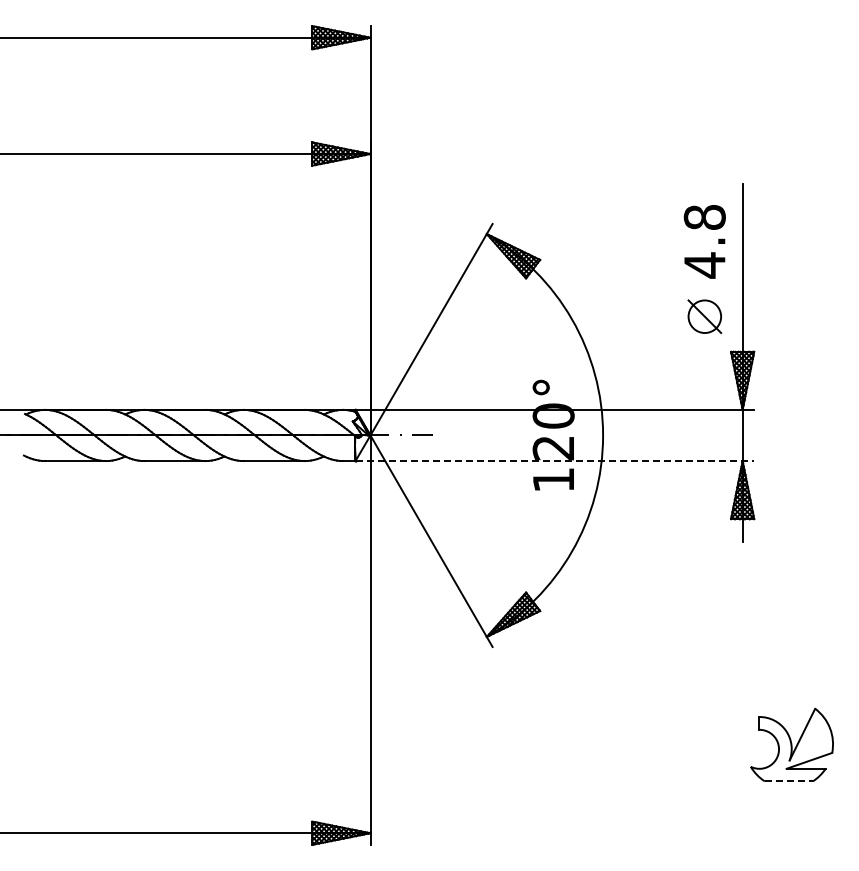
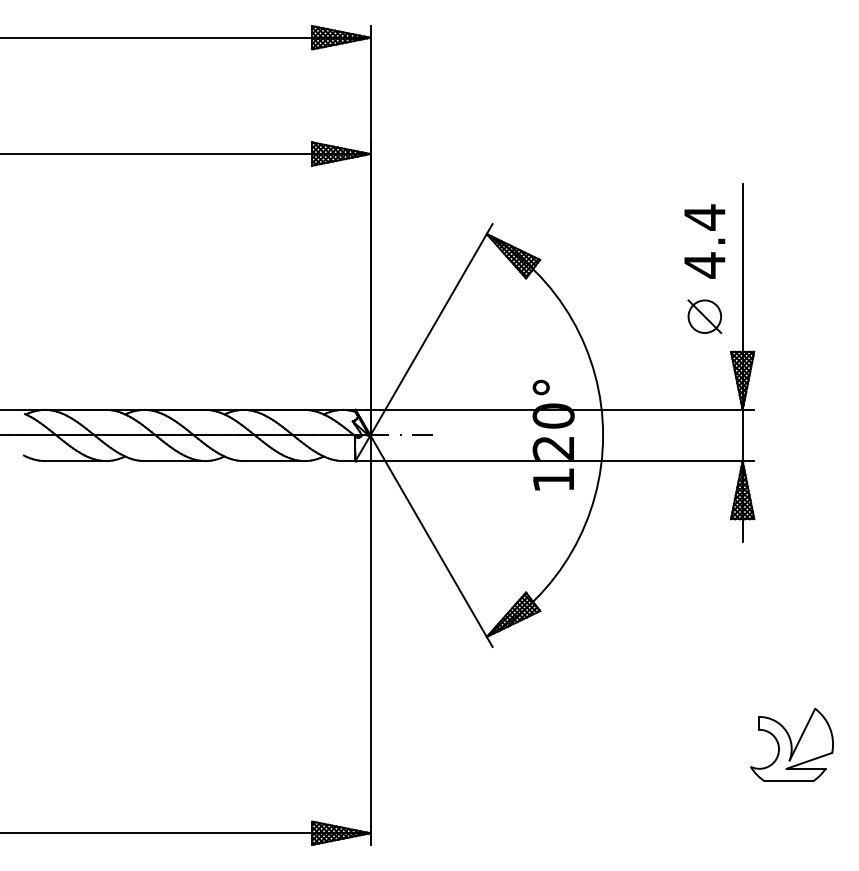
text: 4.8 -> 4.4 (704, 217)
line: dashed -> solid (555, 461)
line: dashed -> solid (789, 781)
